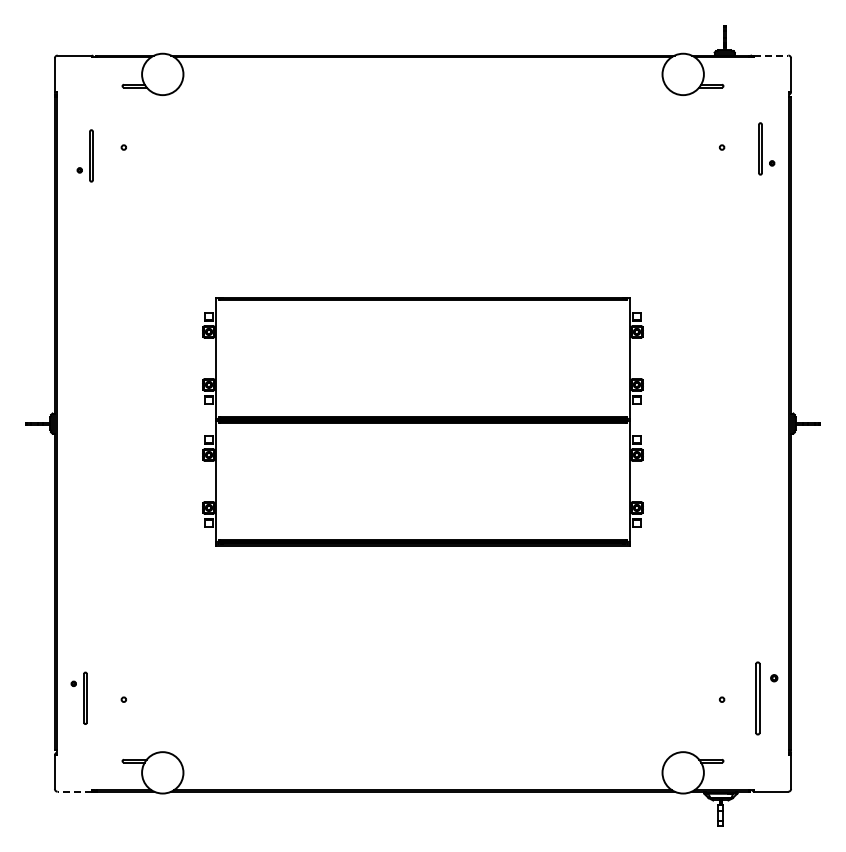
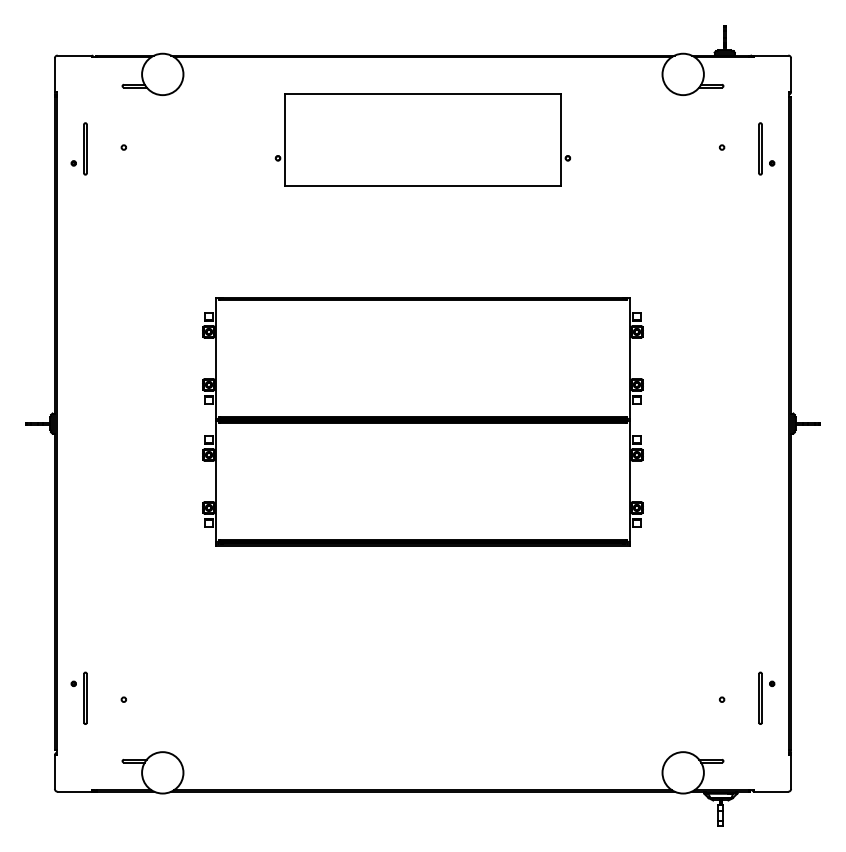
line: dashed -> solid (771, 55)
part: none -> present (422, 139)
part position: (84, 155) -> (78, 148) (78, 148)
part size: 24x75 px -> 18x54 px (766, 697)
line: dashed -> solid (74, 791)
